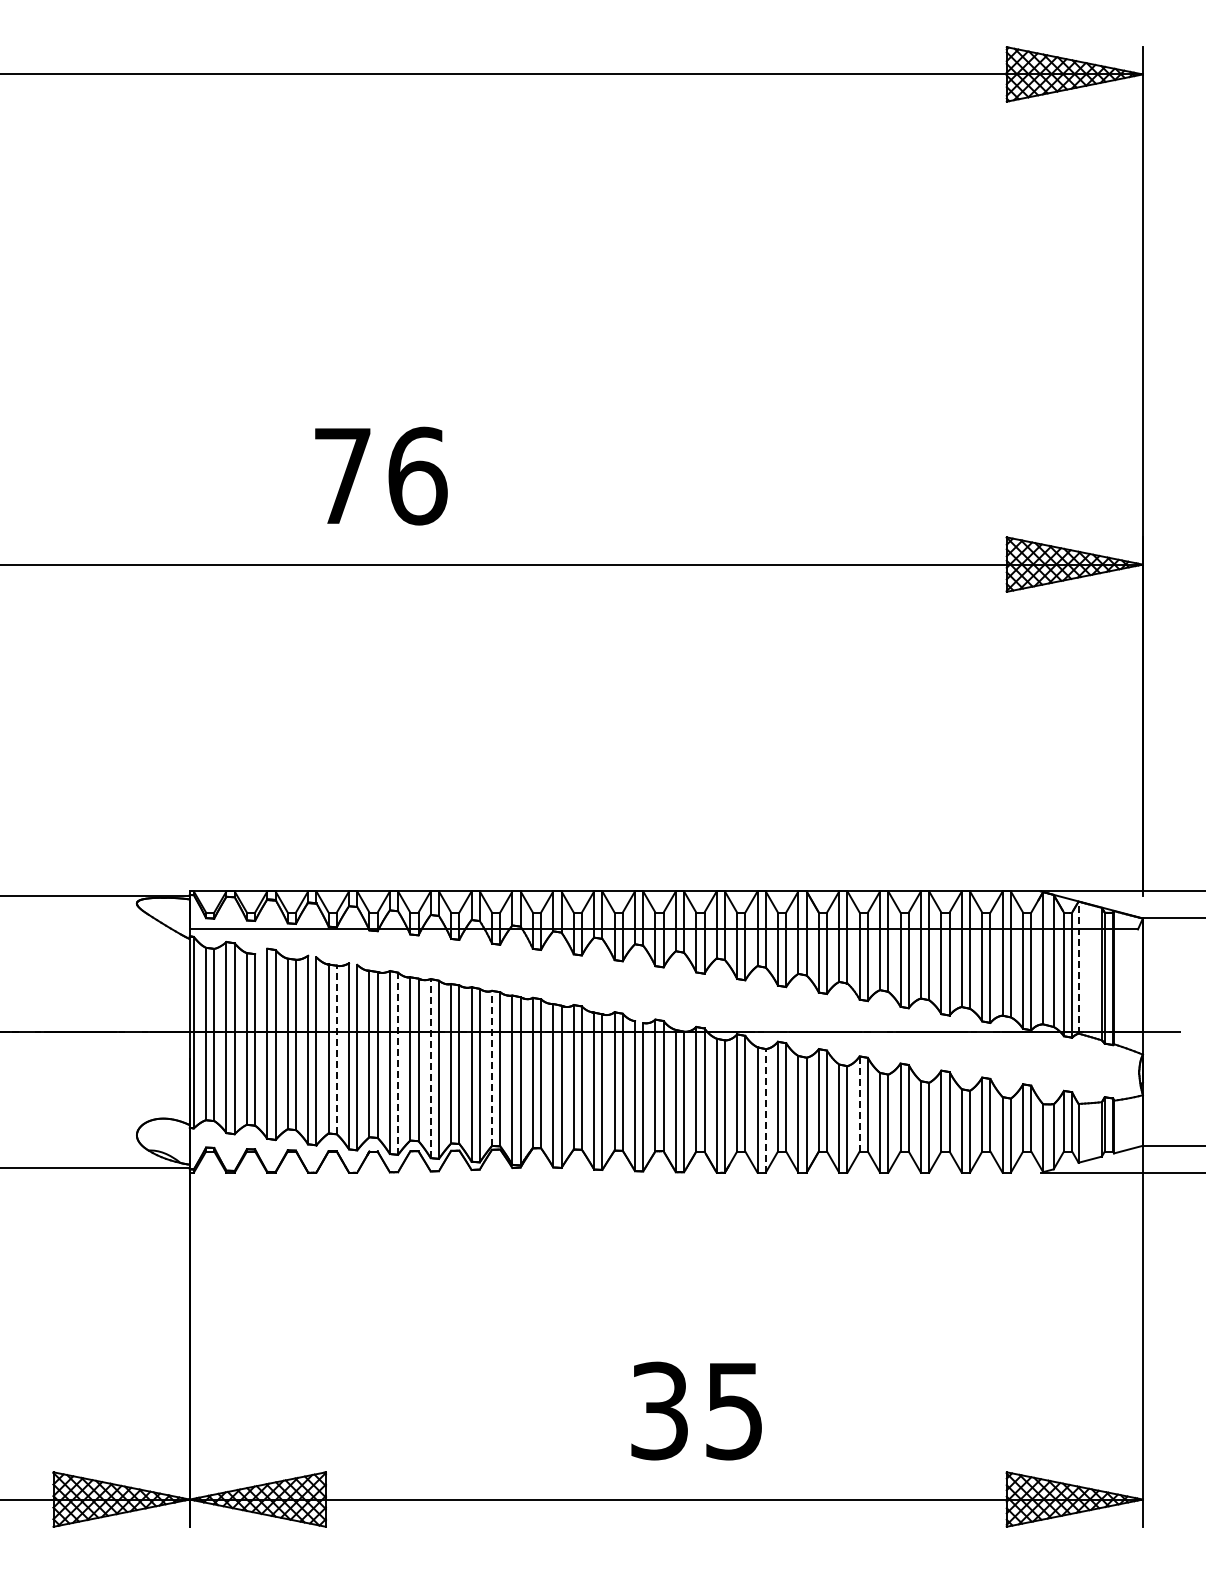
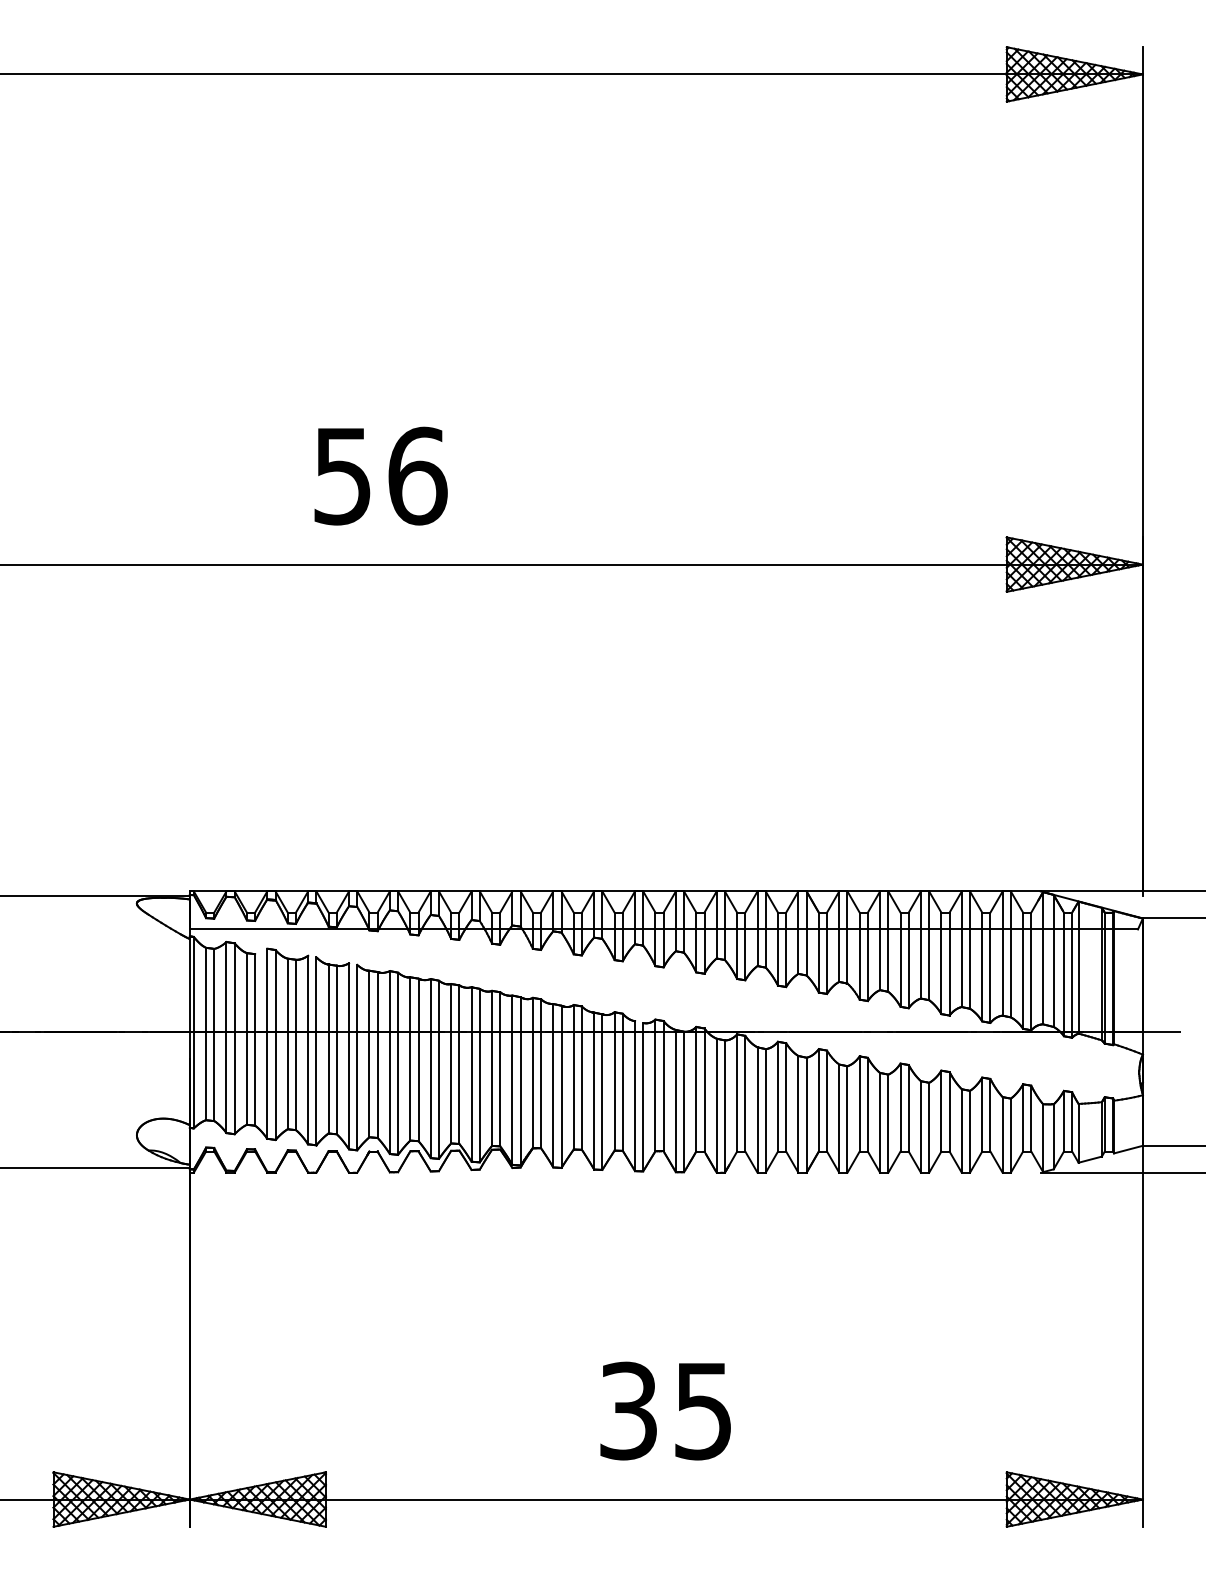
text: 76 -> 56 (342, 476)
line: dashed -> solid (1078, 967)
line: dashed -> solid (336, 1049)
line: dashed -> solid (398, 1063)
line: dashed -> solid (430, 1068)
line: dashed -> solid (492, 1068)
line: dashed -> solid (859, 1104)
line: dashed -> solid (765, 1110)
text position: (696, 1410) -> (665, 1410) (665, 1410)
